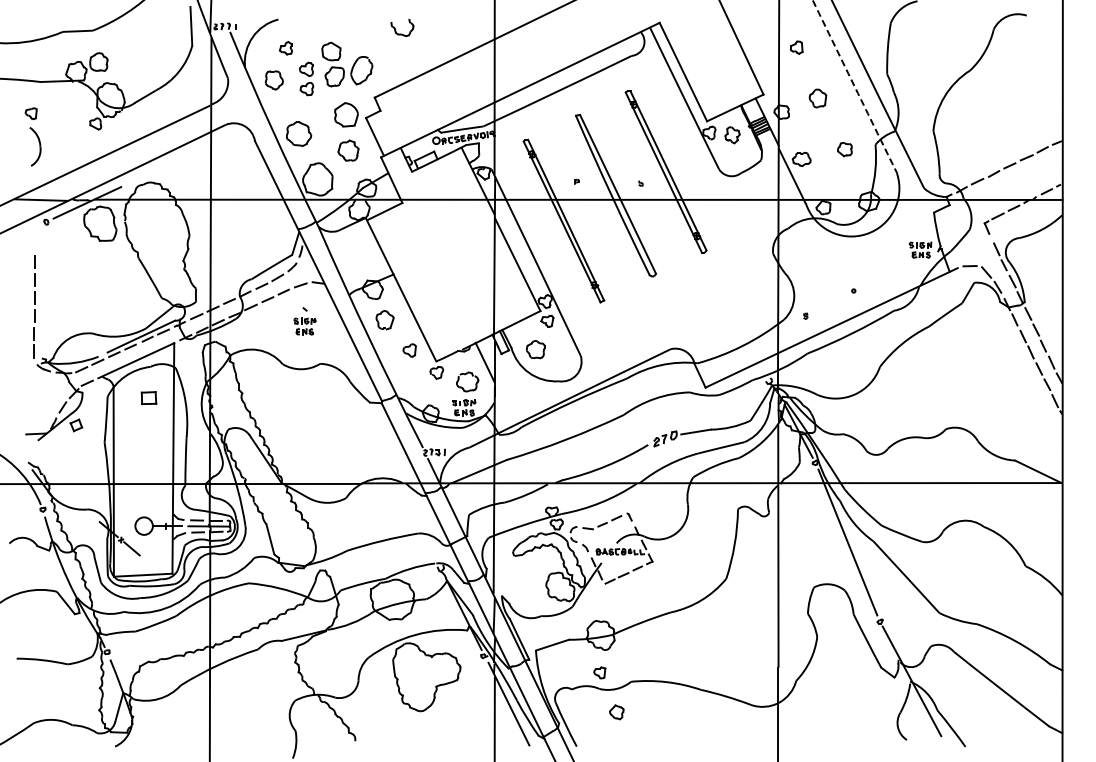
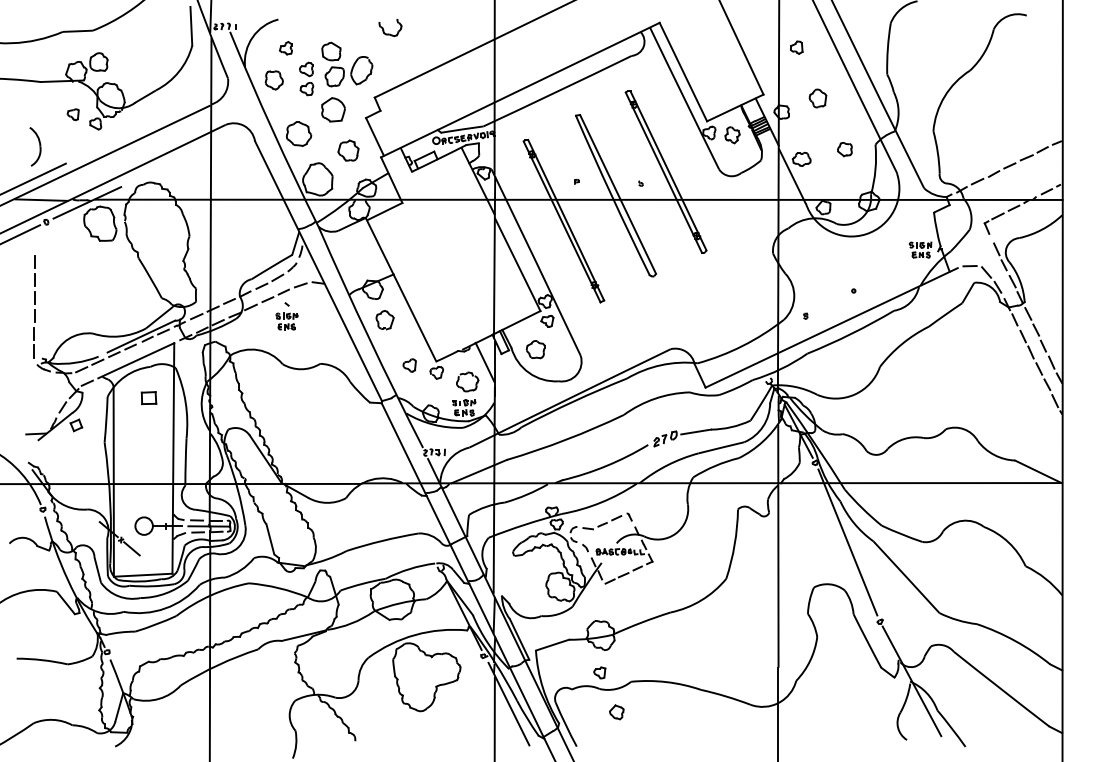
part position: (402, 27) -> (390, 27) (390, 27)
arc: dashed -> solid (855, 87)
part position: (30, 113) -> (72, 114) (72, 114)
part position: (346, 114) -> (333, 109) (333, 109)
line: none -> present (33, 178)
line: none -> present (21, 234)
part position: (304, 321) -> (286, 316) (286, 316)
part position: (409, 350) -> (409, 365) (409, 365)
